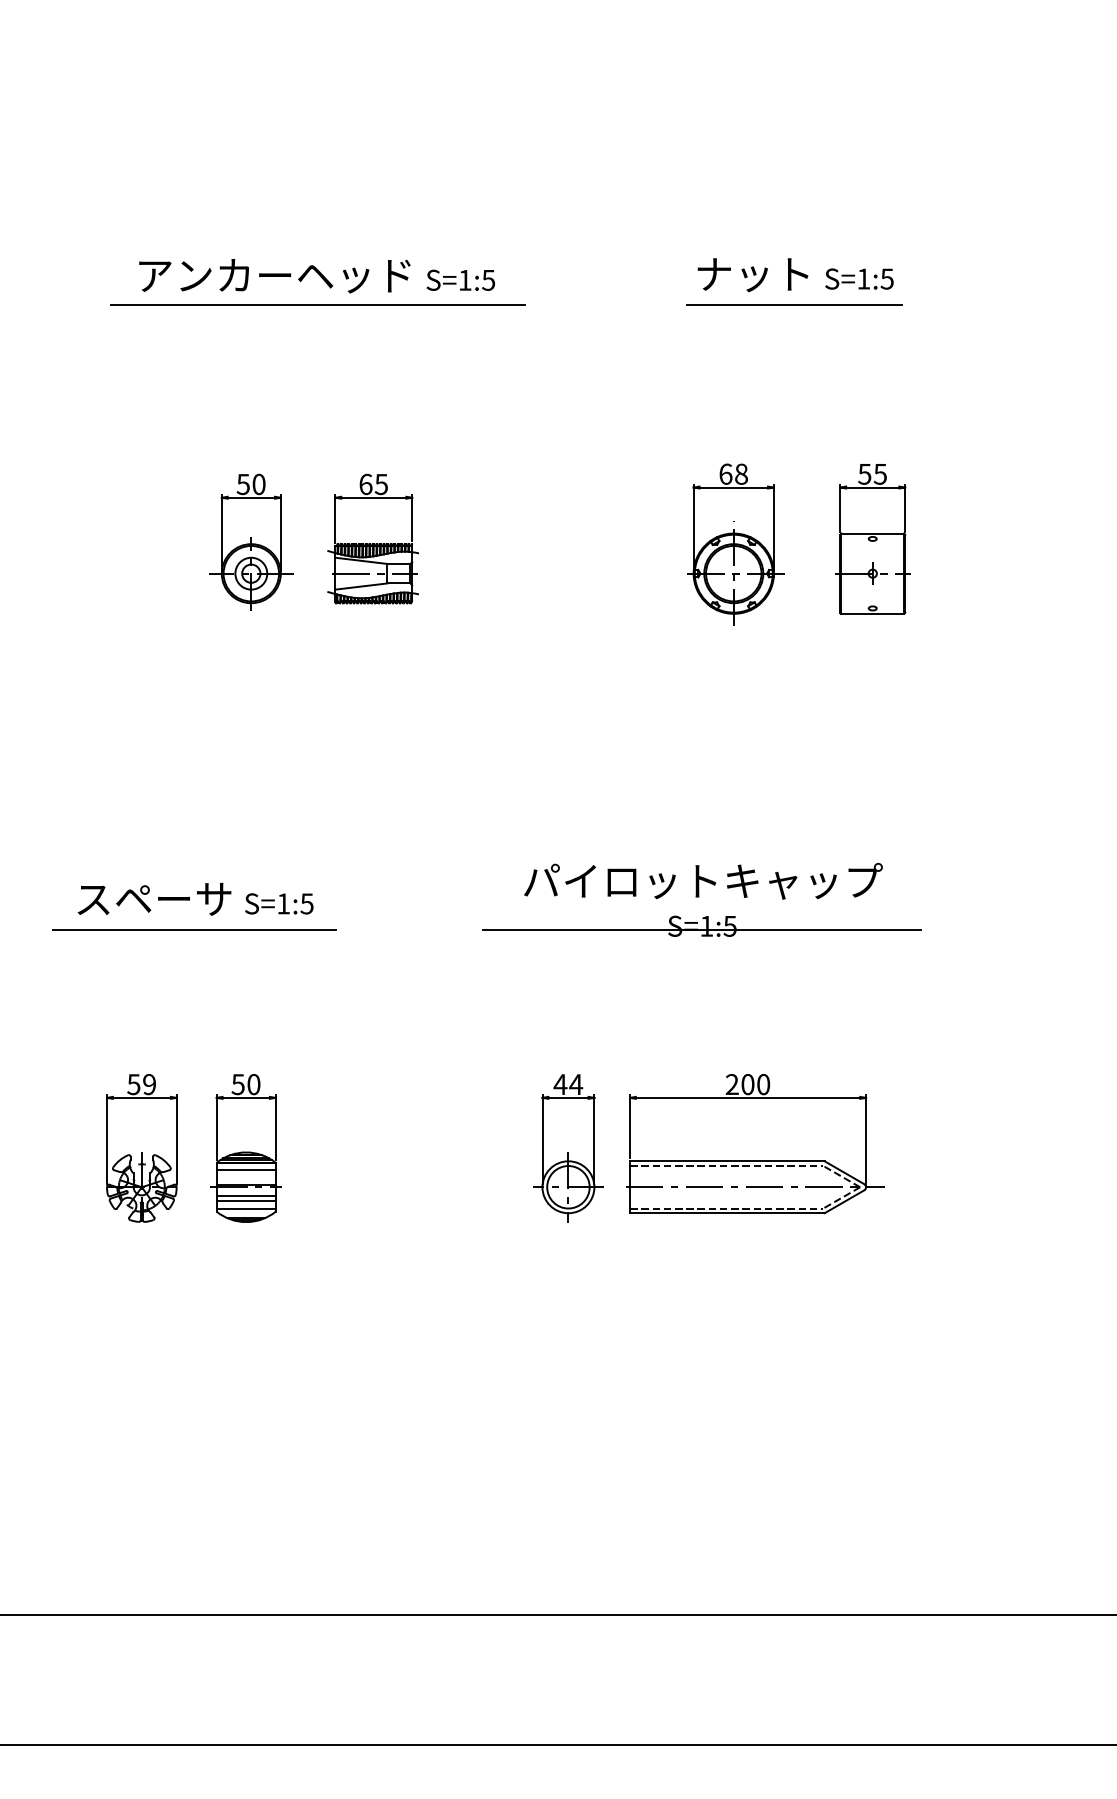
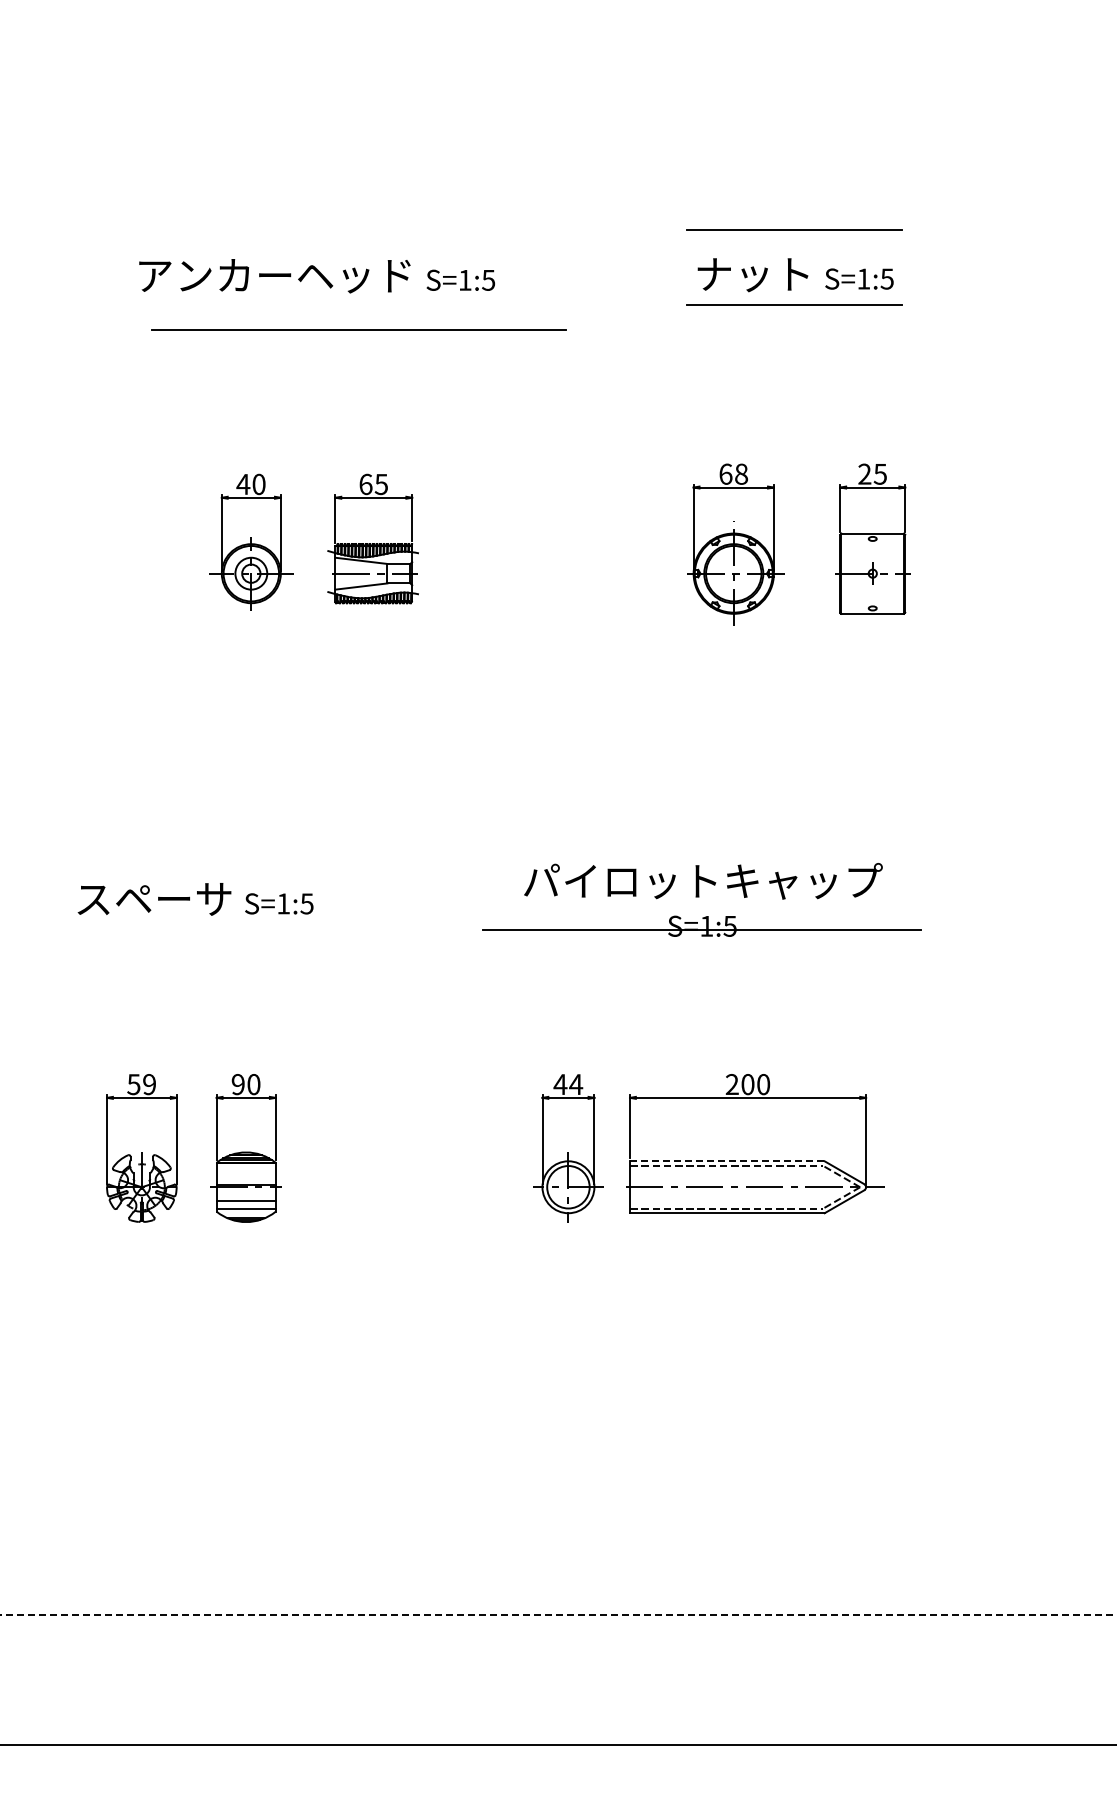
line: none -> present (794, 229)
line position: (317, 304) -> (358, 329) (358, 329)
text: 55 -> 25 (864, 473)
text: 50 -> 40 (243, 484)
line: present -> none (194, 929)
text: 50 -> 90 (237, 1084)
line: solid -> dashed (727, 1161)
line: present -> none (245, 1170)
line: present -> none (245, 1195)
line: solid -> dashed (558, 1615)
